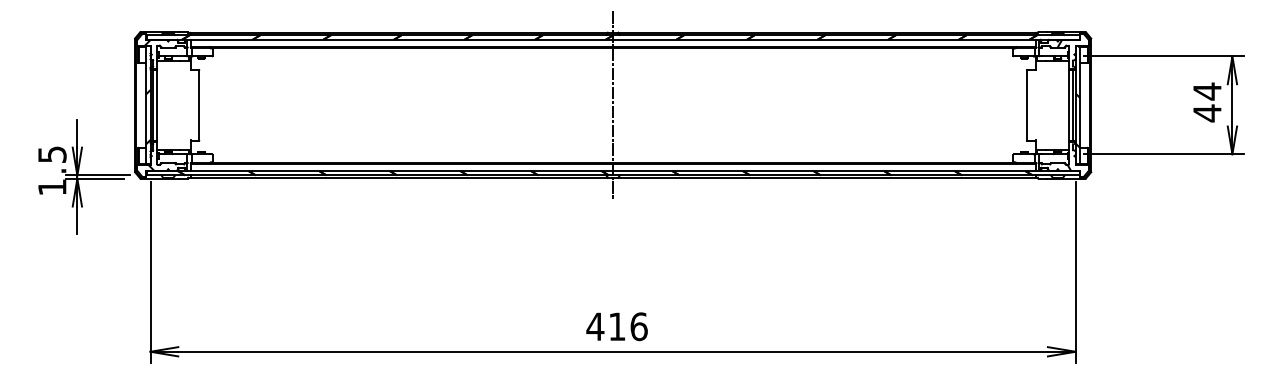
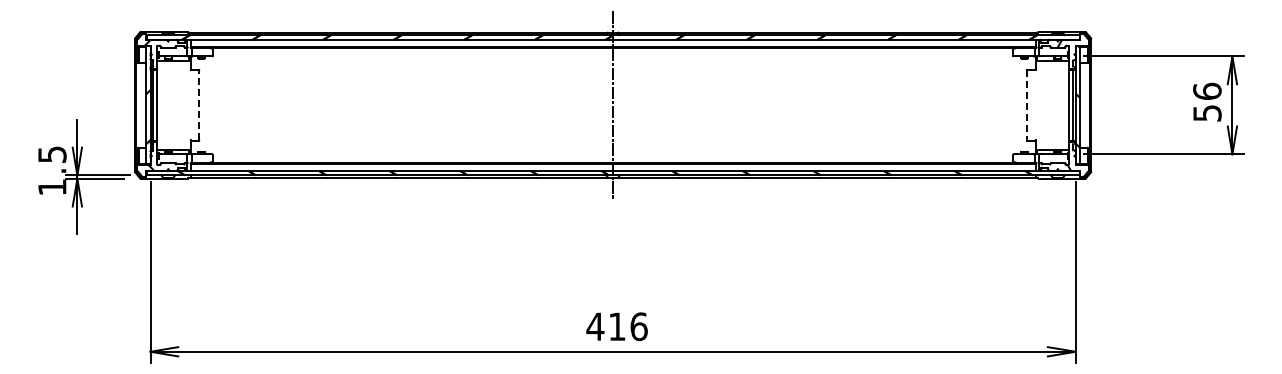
text: 44 -> 56 (1207, 102)
line: solid -> dashed (199, 105)
line: solid -> dashed (1026, 105)
